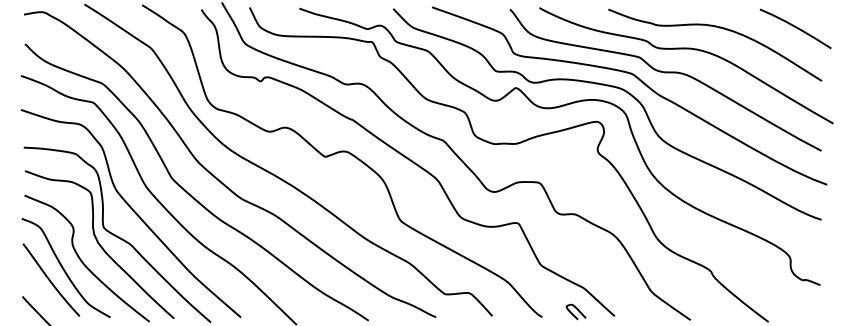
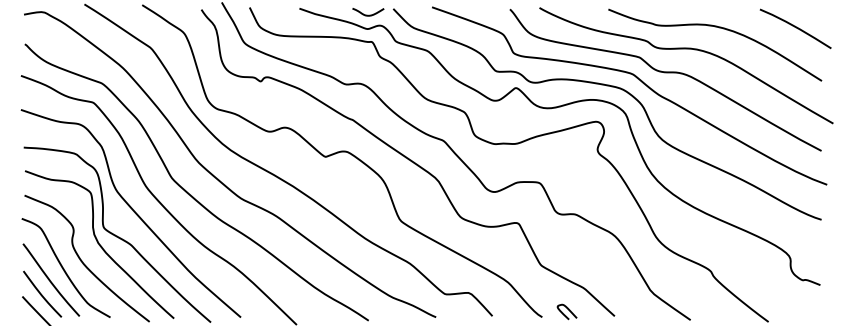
curve: none -> present (368, 14)
curve: none -> present (41, 293)
curve position: (576, 309) -> (567, 309) (567, 309)
